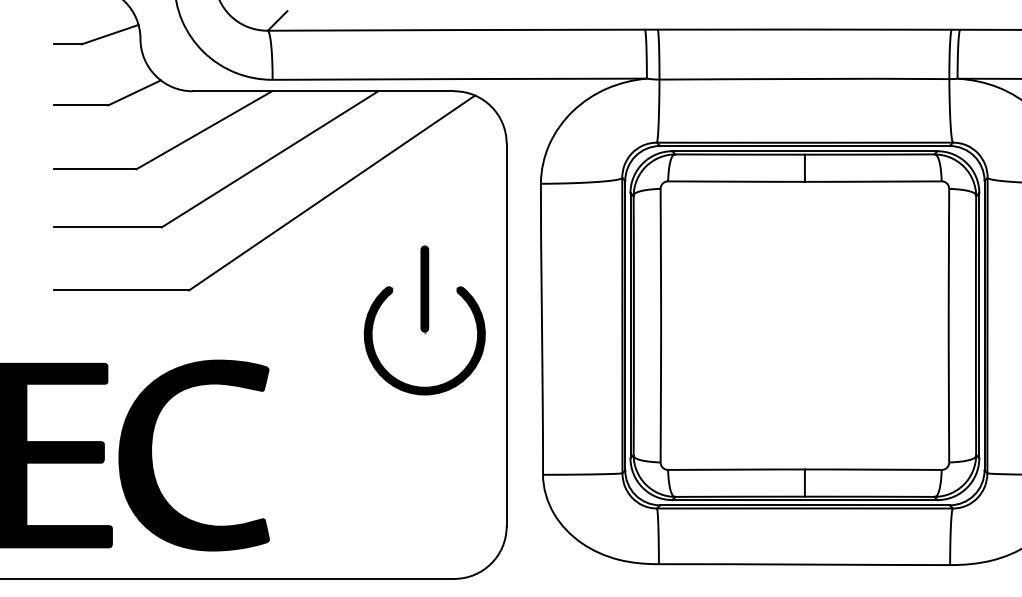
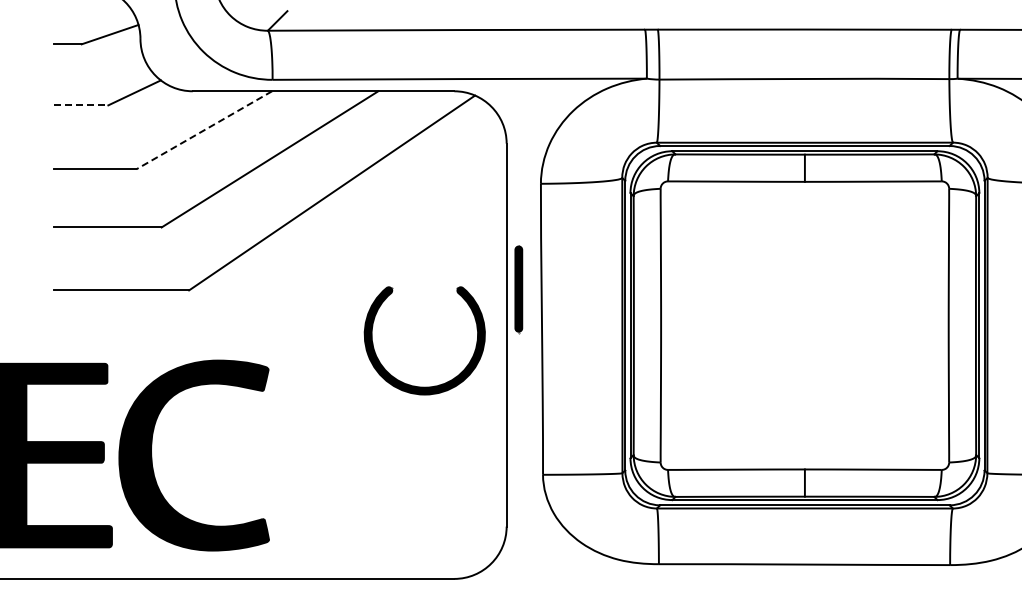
line: solid -> dashed (81, 105)
line: solid -> dashed (203, 130)
part position: (424, 289) -> (518, 289) (518, 289)
